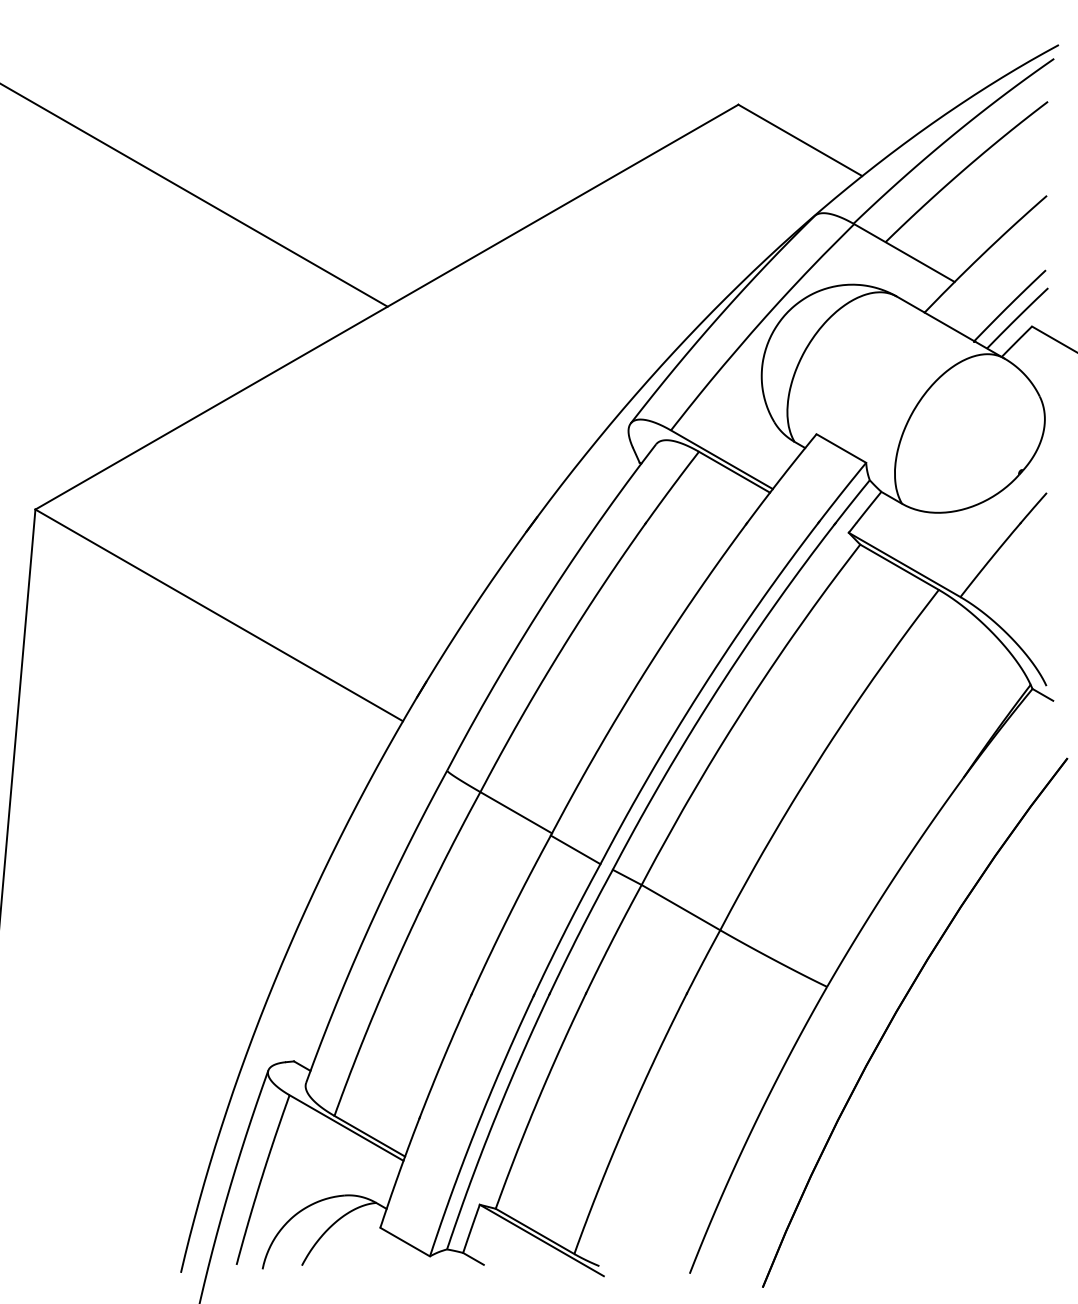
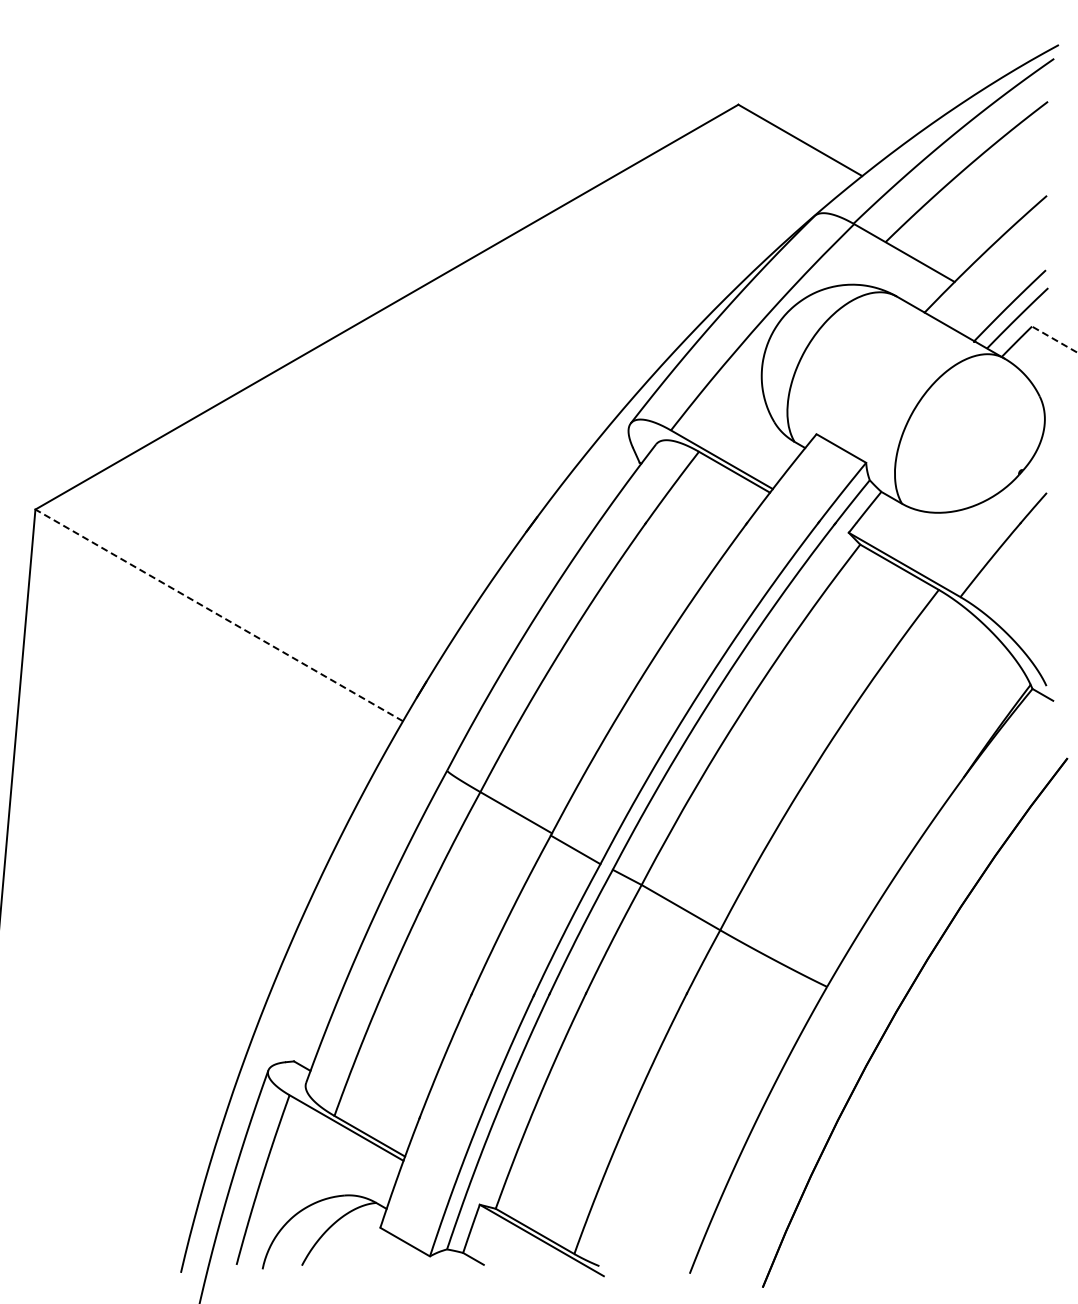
line: present -> none (194, 195)
line: solid -> dashed (1054, 339)
line: solid -> dashed (218, 615)
